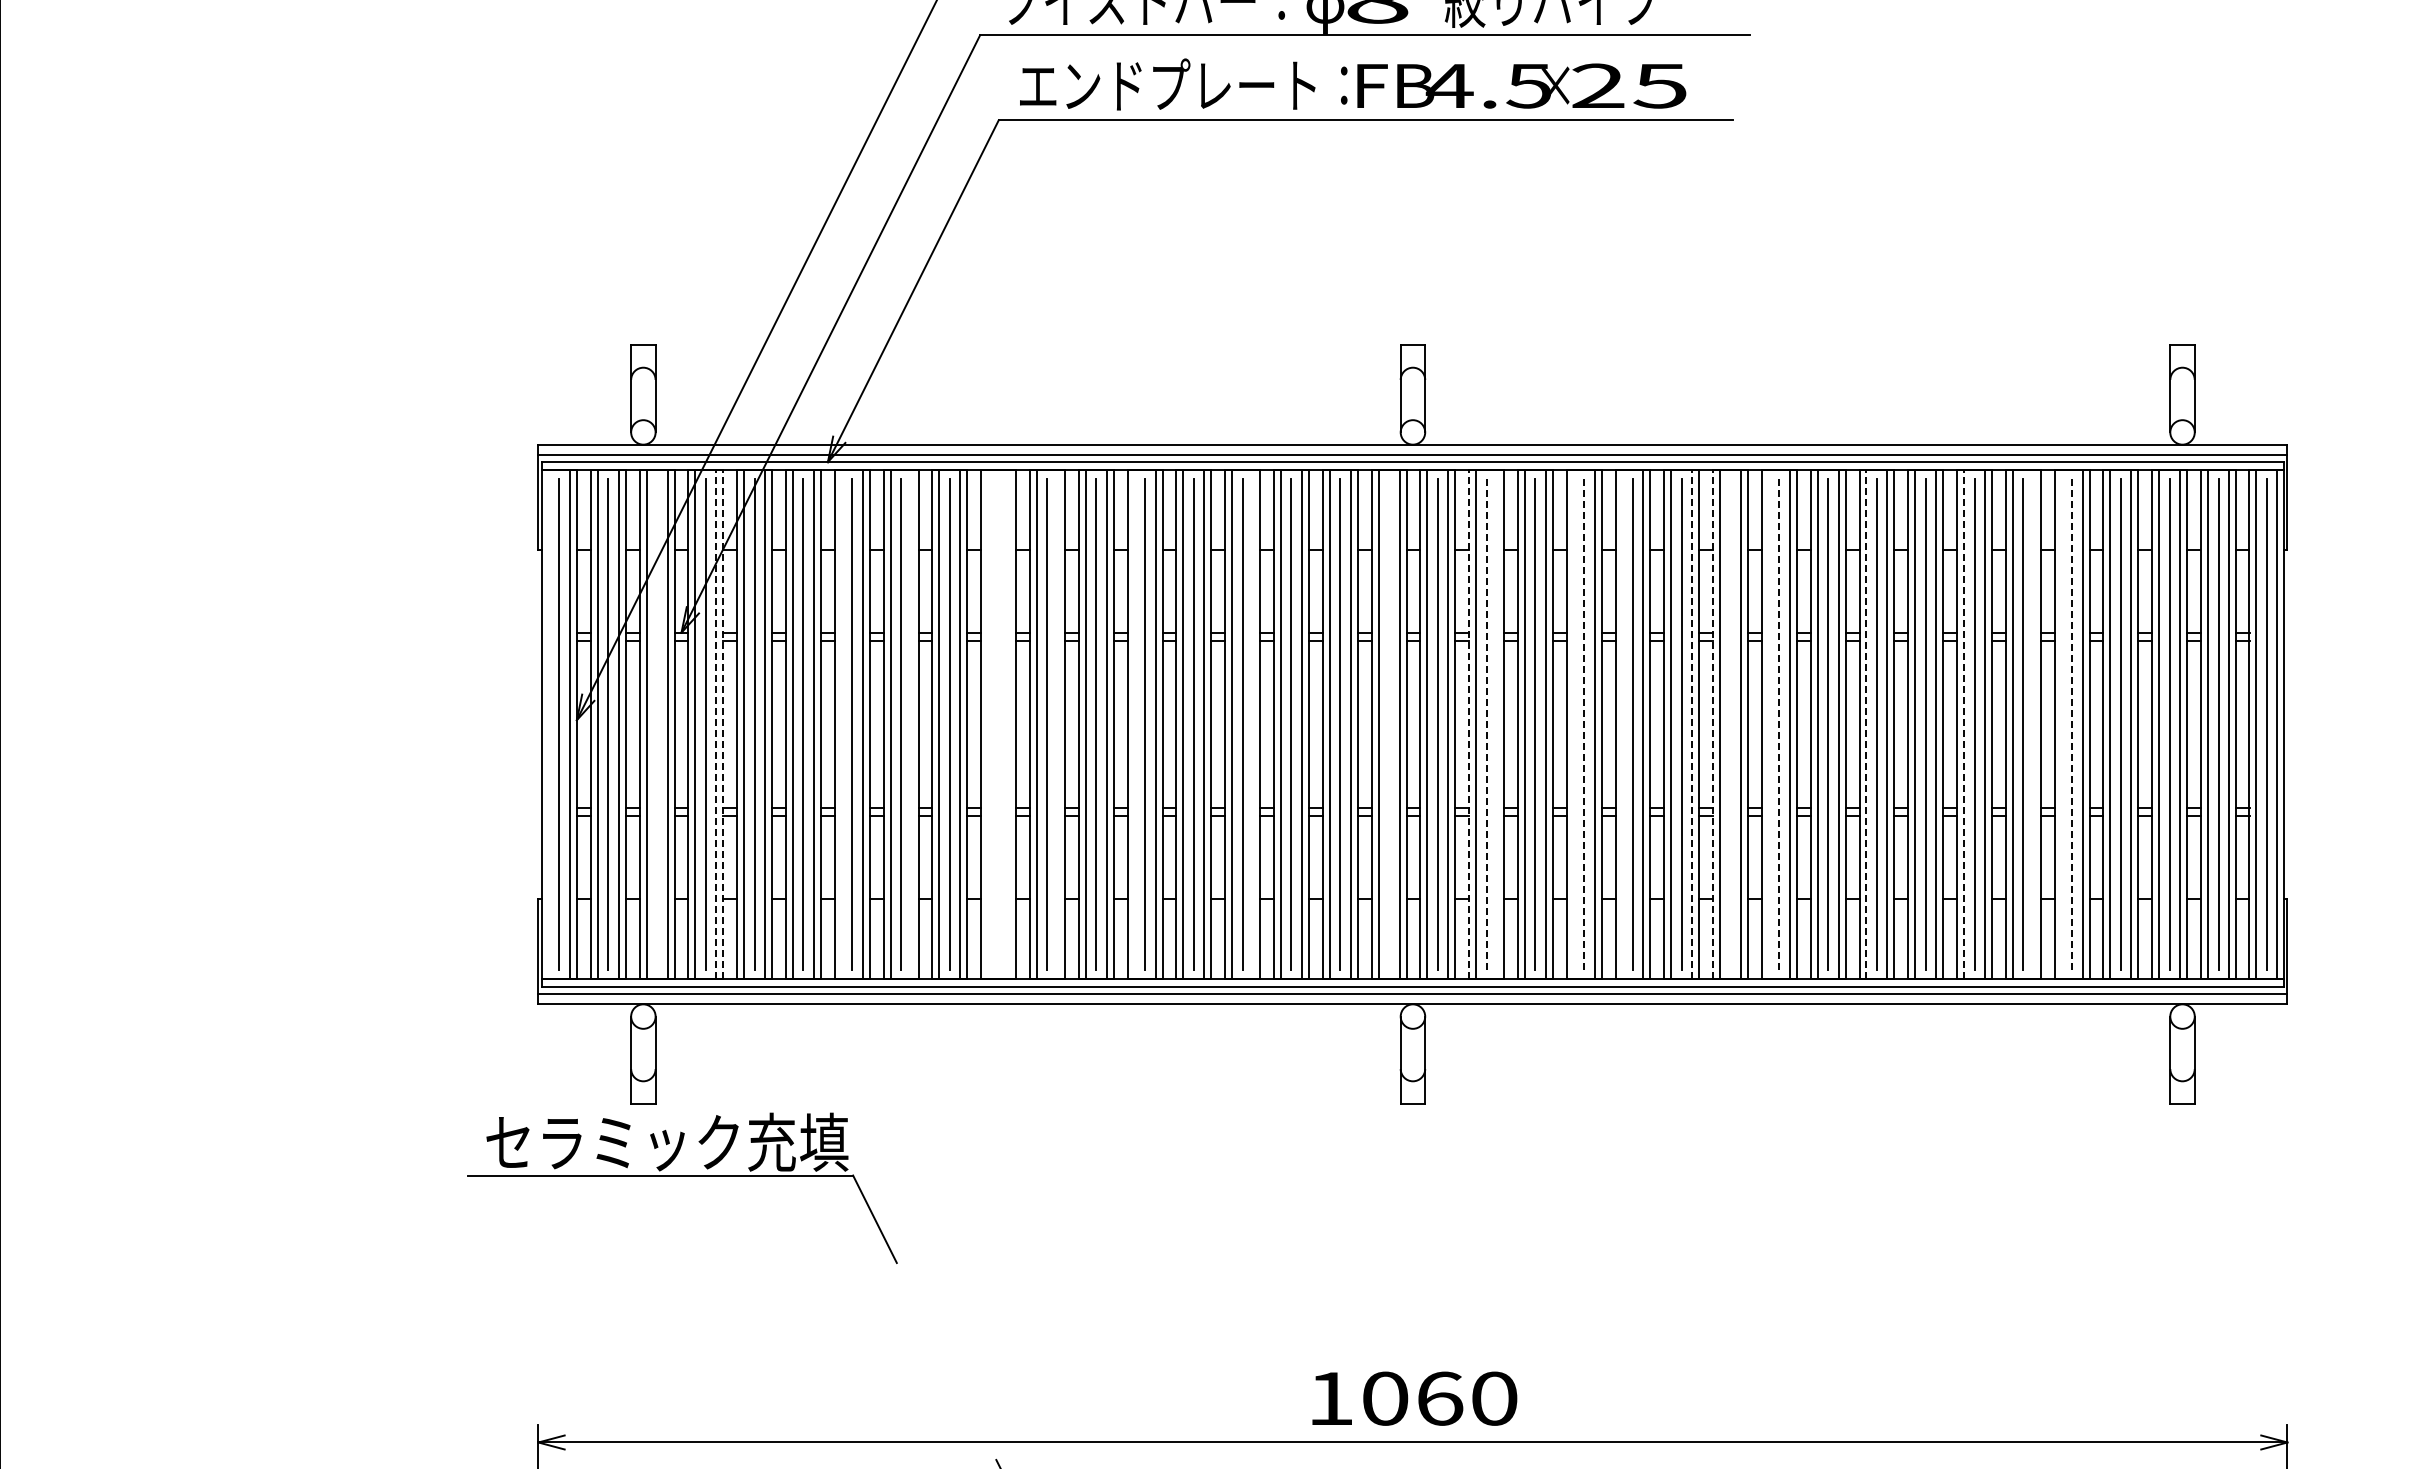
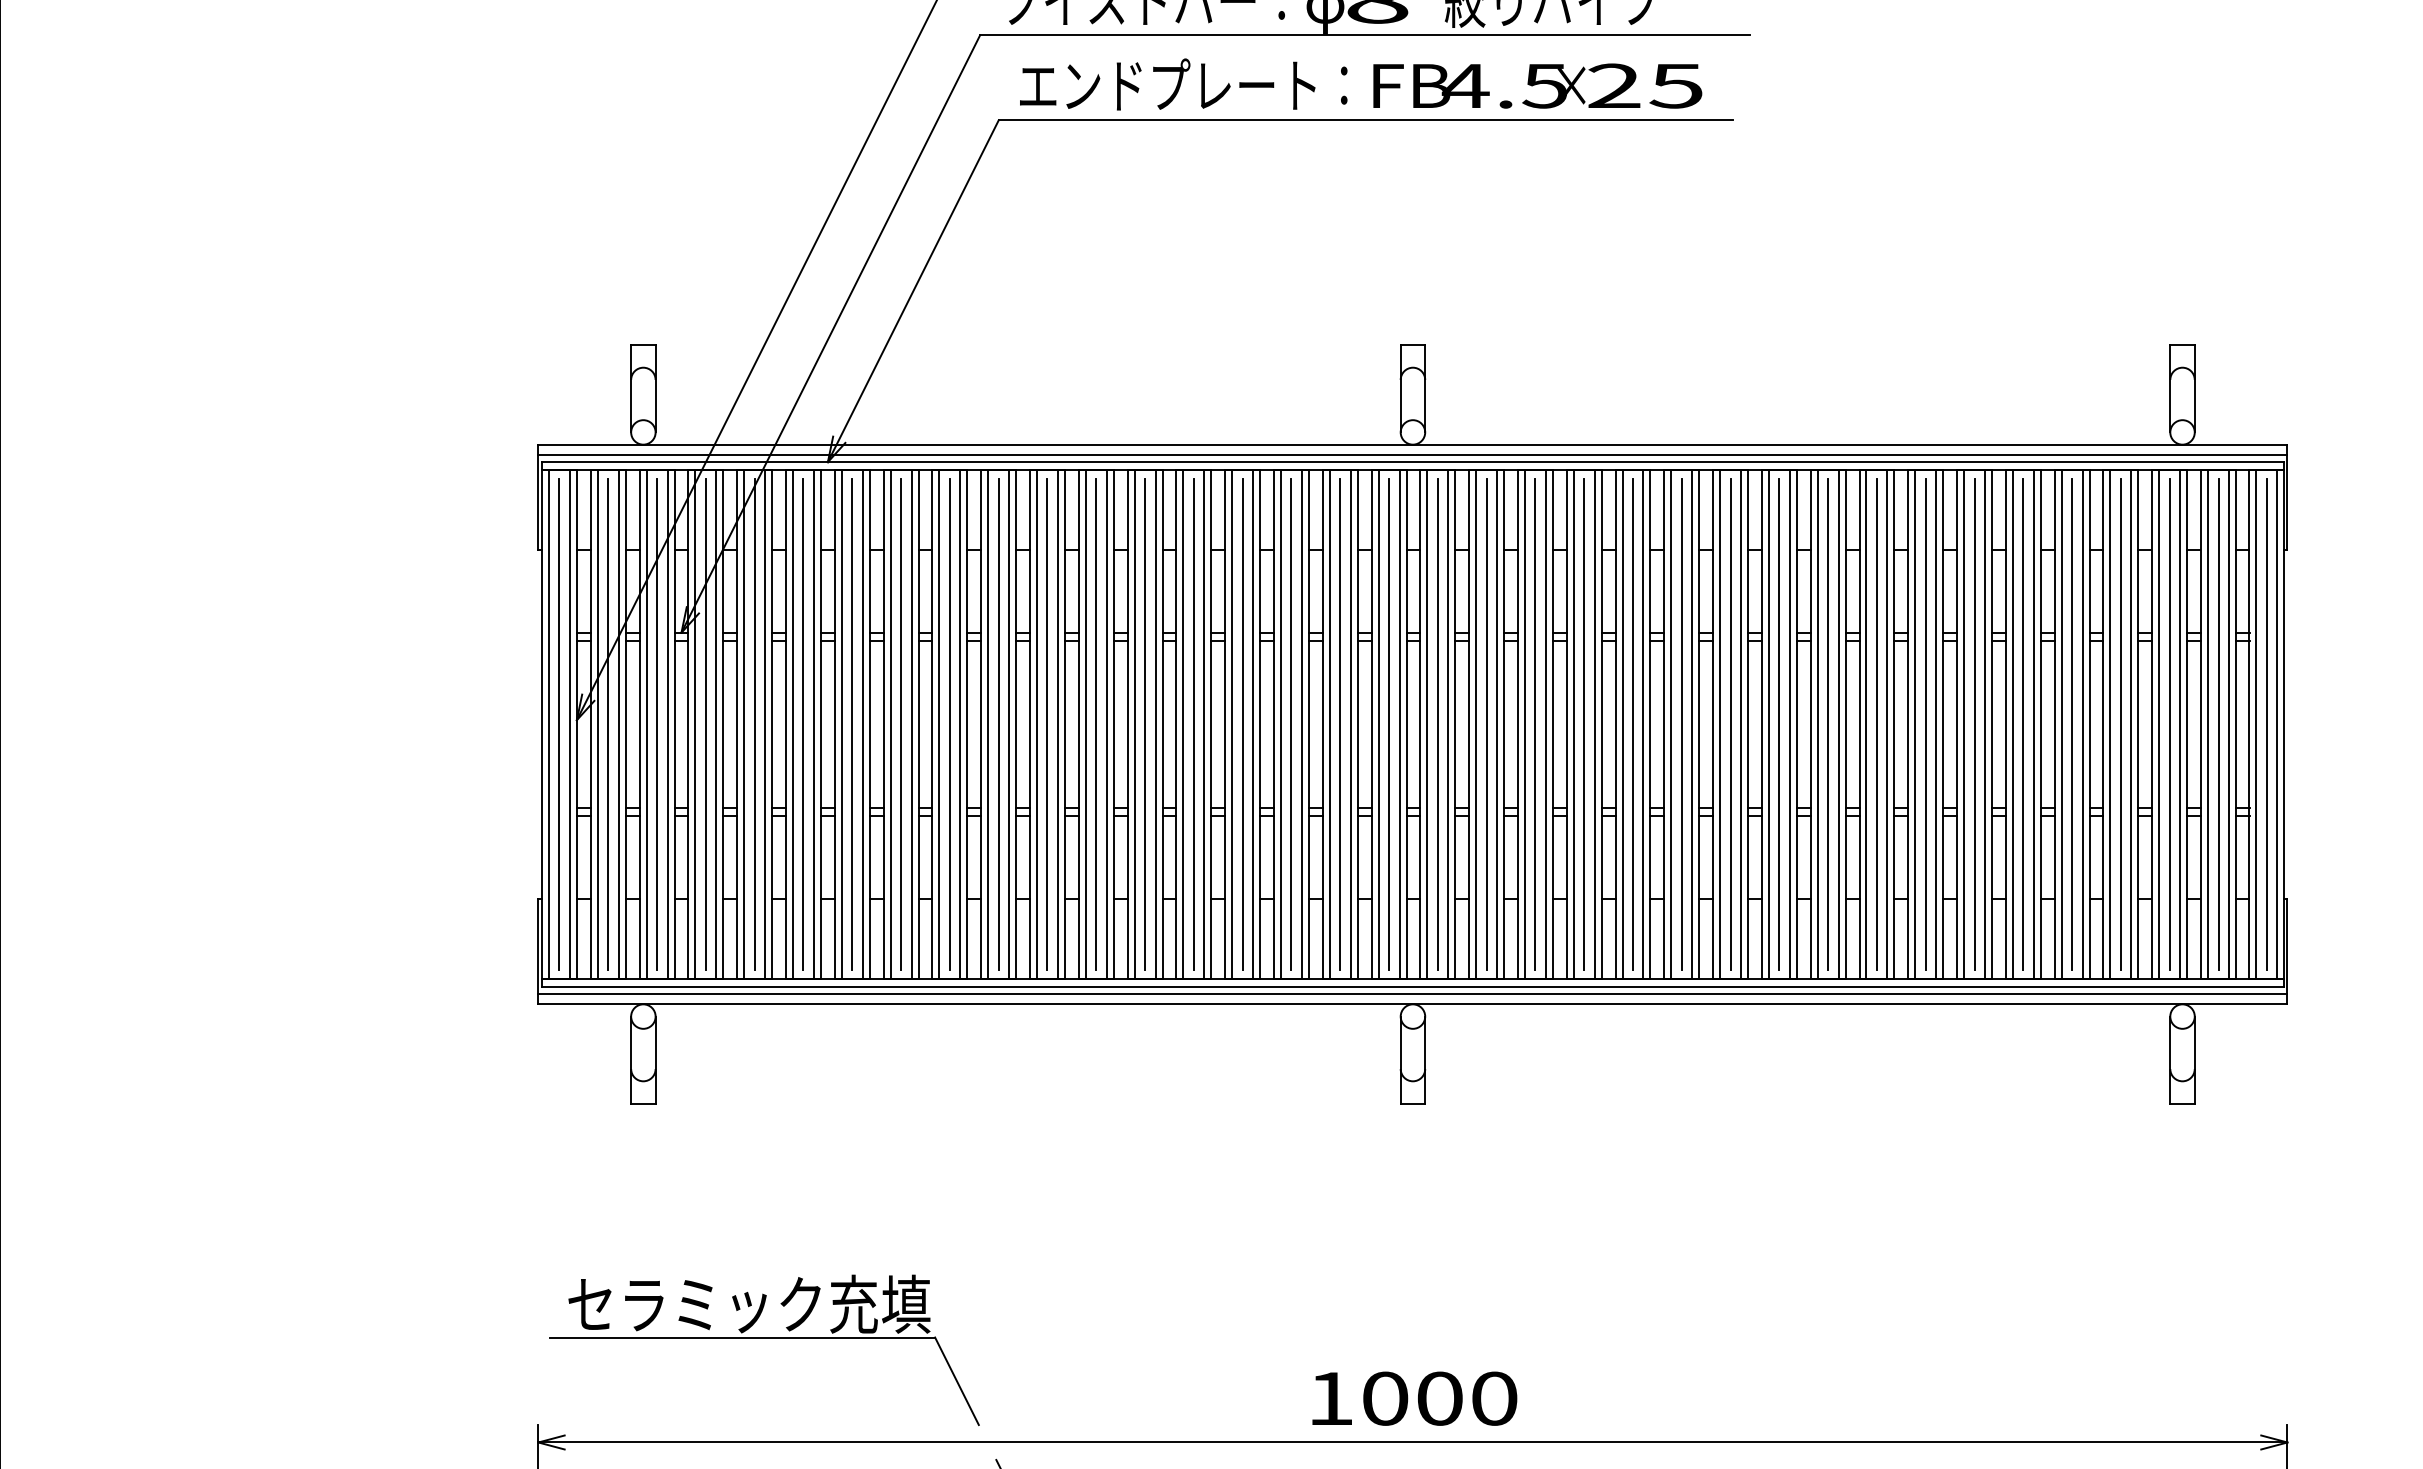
text position: (1521, 85) -> (1537, 85) (1537, 85)
line: none -> present (548, 724)
line: none -> present (657, 724)
line: dashed -> solid (716, 724)
line: dashed -> solid (723, 724)
line: none -> present (841, 724)
line: none -> present (911, 724)
line: none -> present (988, 724)
line: none -> present (998, 724)
line: none -> present (1009, 724)
line: none -> present (1057, 724)
line: none -> present (1134, 724)
line: none -> present (1253, 724)
line: none -> present (1389, 724)
line: dashed -> solid (1469, 724)
line: dashed -> solid (1486, 724)
line: none -> present (1497, 724)
line: none -> present (1573, 724)
line: dashed -> solid (1584, 724)
line: none -> present (1622, 724)
line: dashed -> solid (1692, 724)
line: dashed -> solid (1713, 724)
line: none -> present (1730, 724)
line: none -> present (1768, 724)
line: dashed -> solid (1779, 724)
line: dashed -> solid (1866, 724)
line: dashed -> solid (1964, 724)
line: none -> present (2033, 724)
line: none -> present (2061, 724)
line: dashed -> solid (2072, 724)
part position: (682, 1176) -> (764, 1338) (764, 1338)
text: 1060 -> 1000 (1440, 1398)
